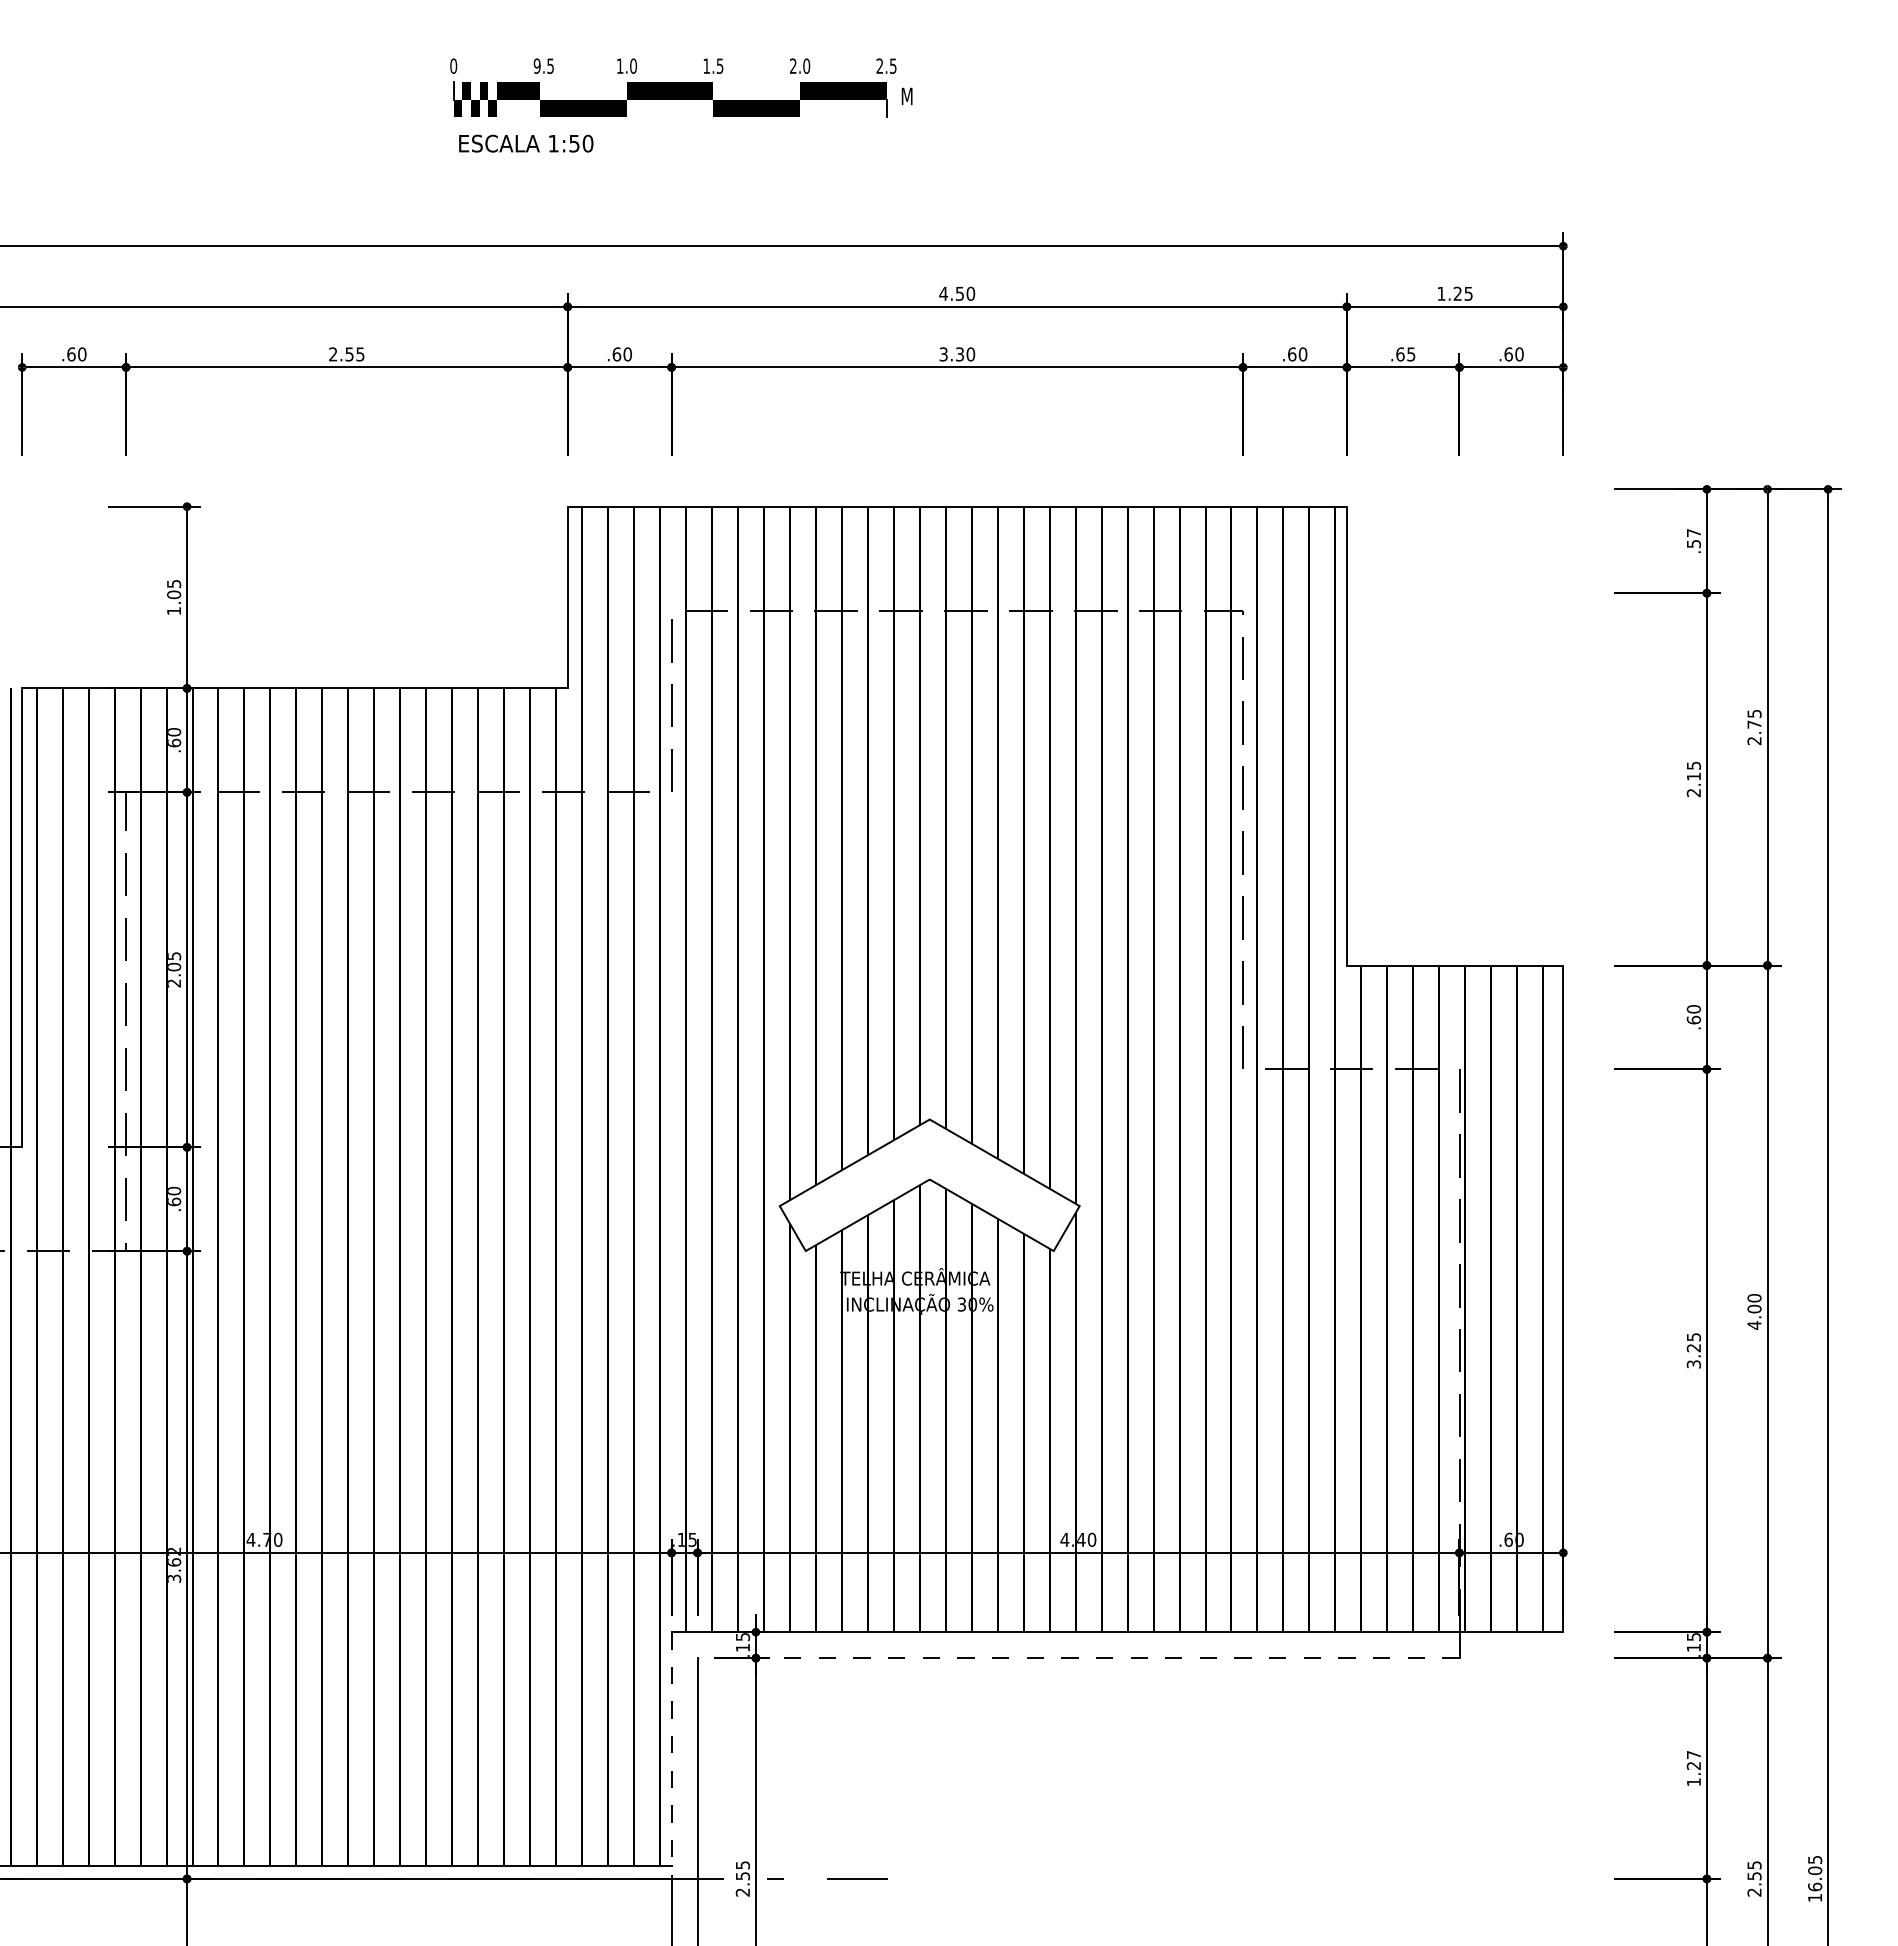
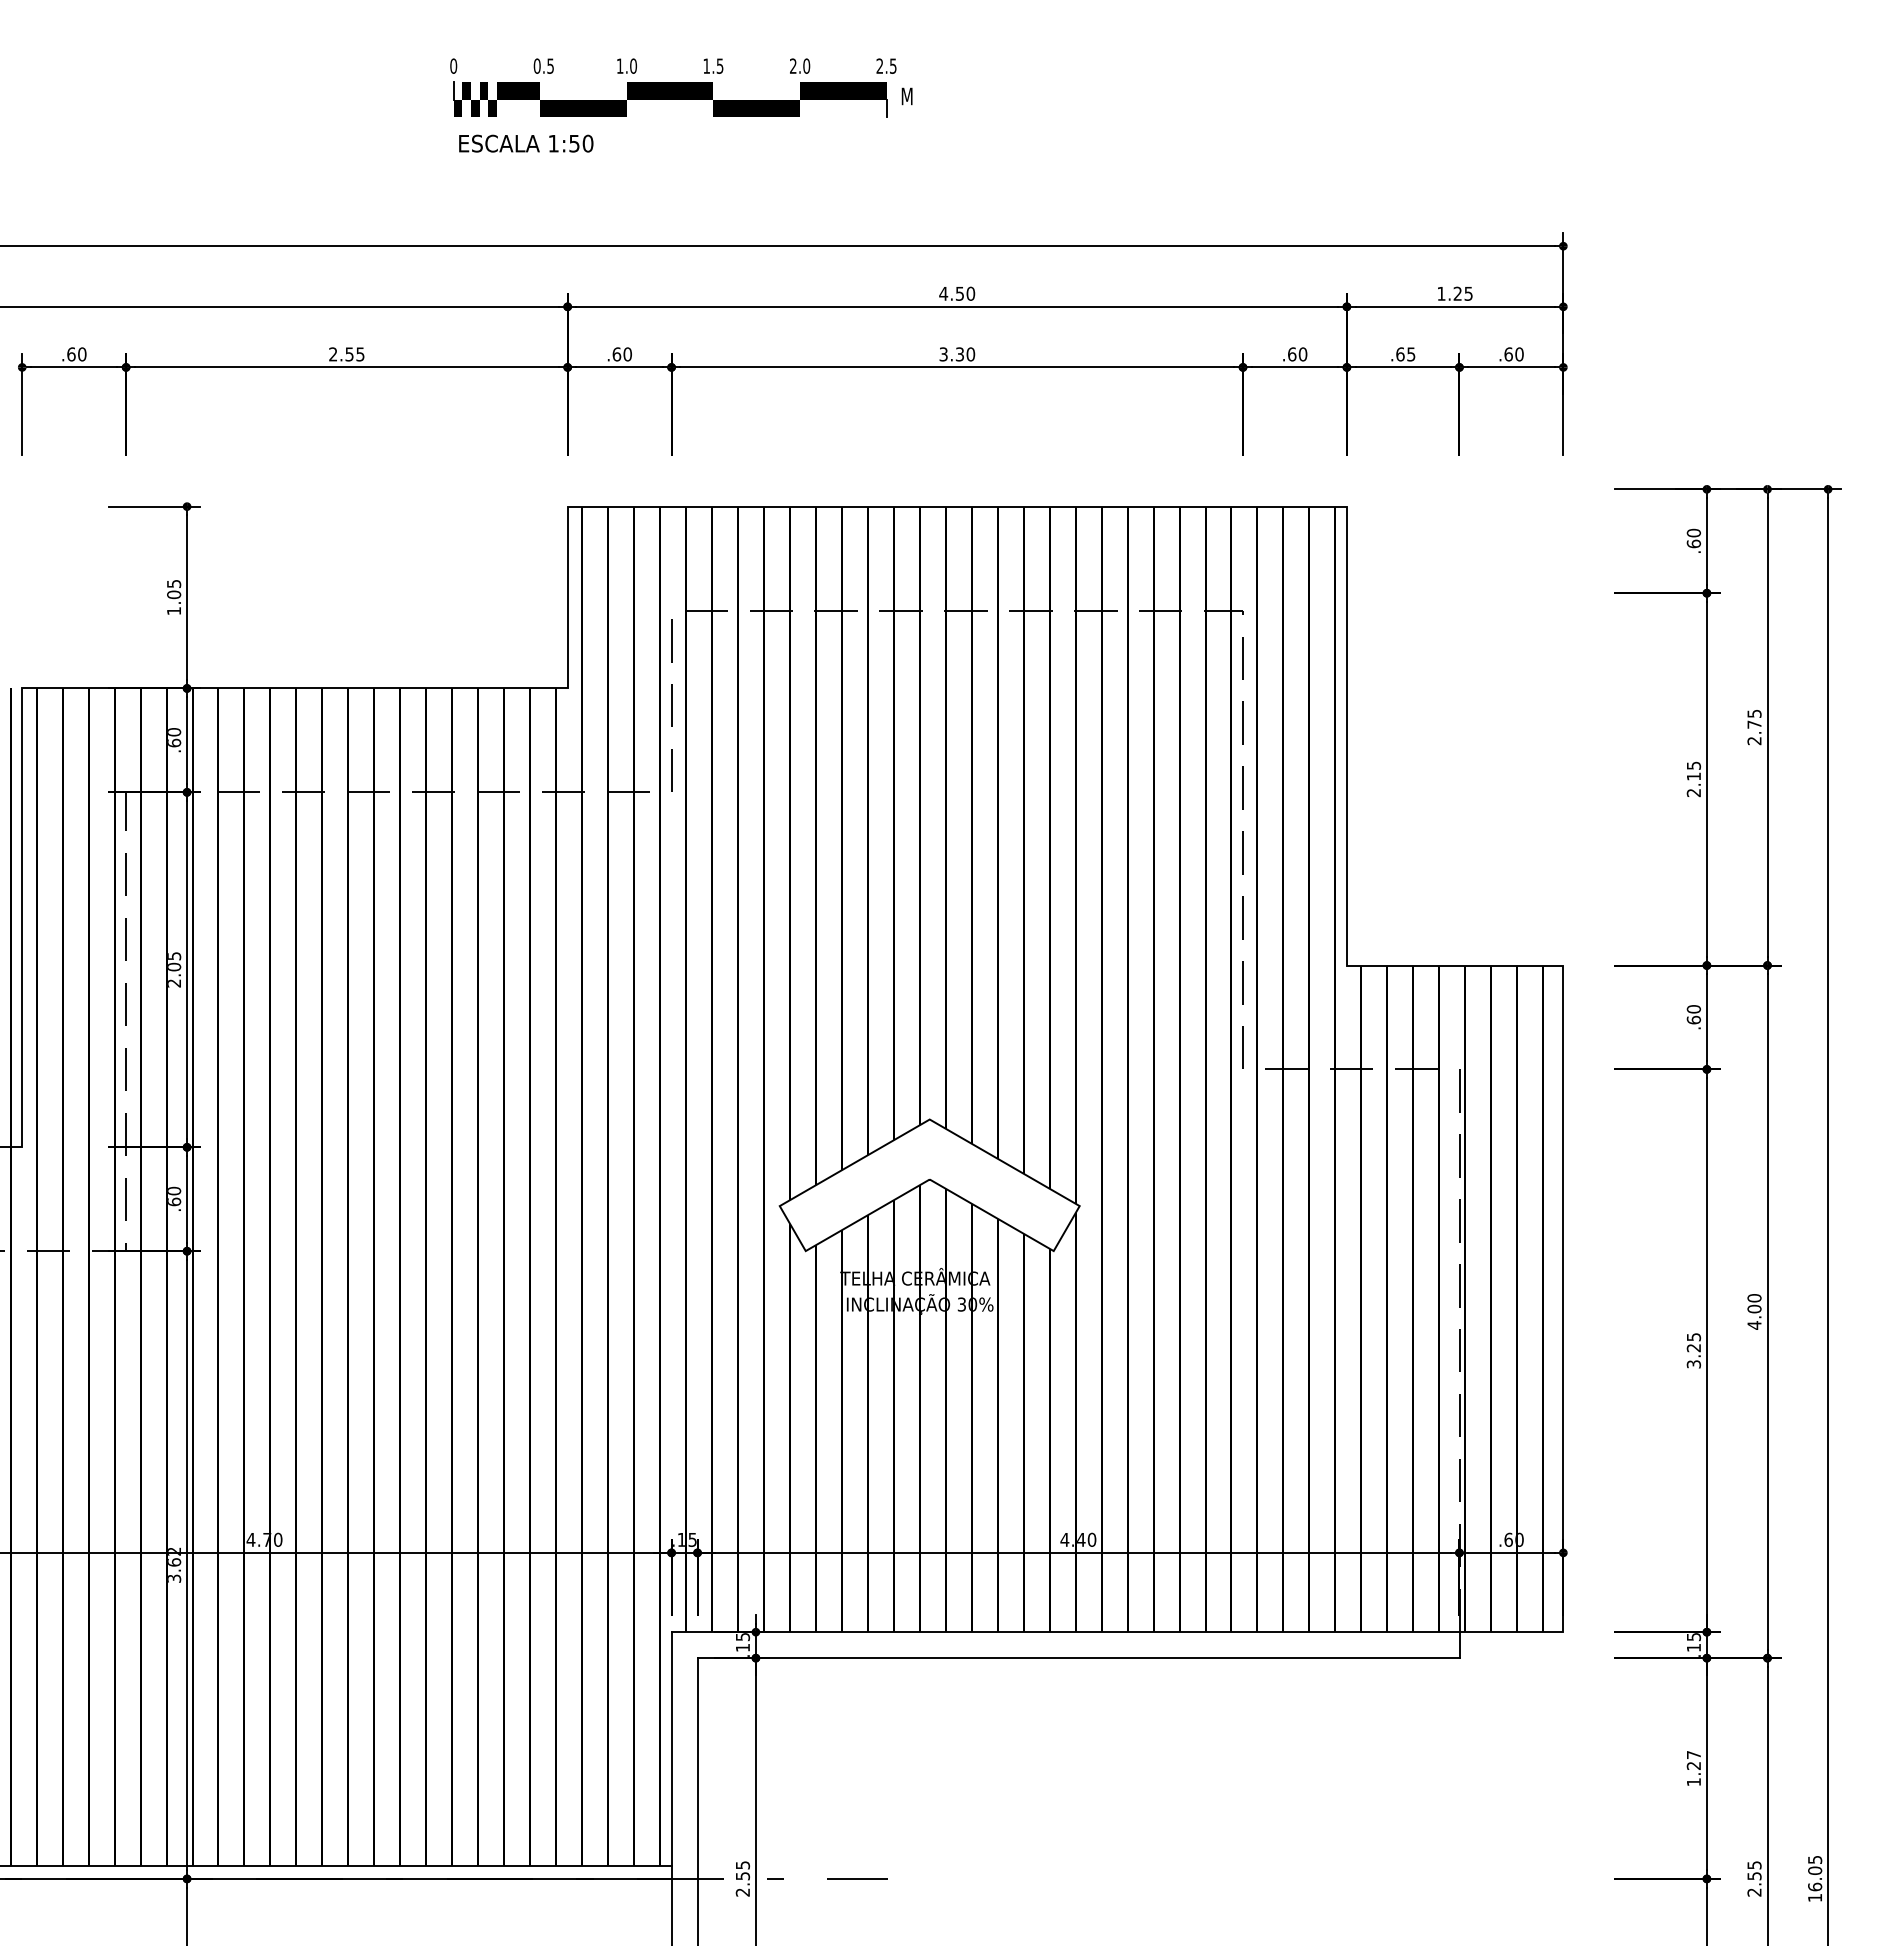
text: 9.5 -> 0.5 (536, 66)
text: .57 -> .60 (1693, 538)
line: dashed -> solid (1078, 1658)
line: dashed -> solid (671, 1756)
